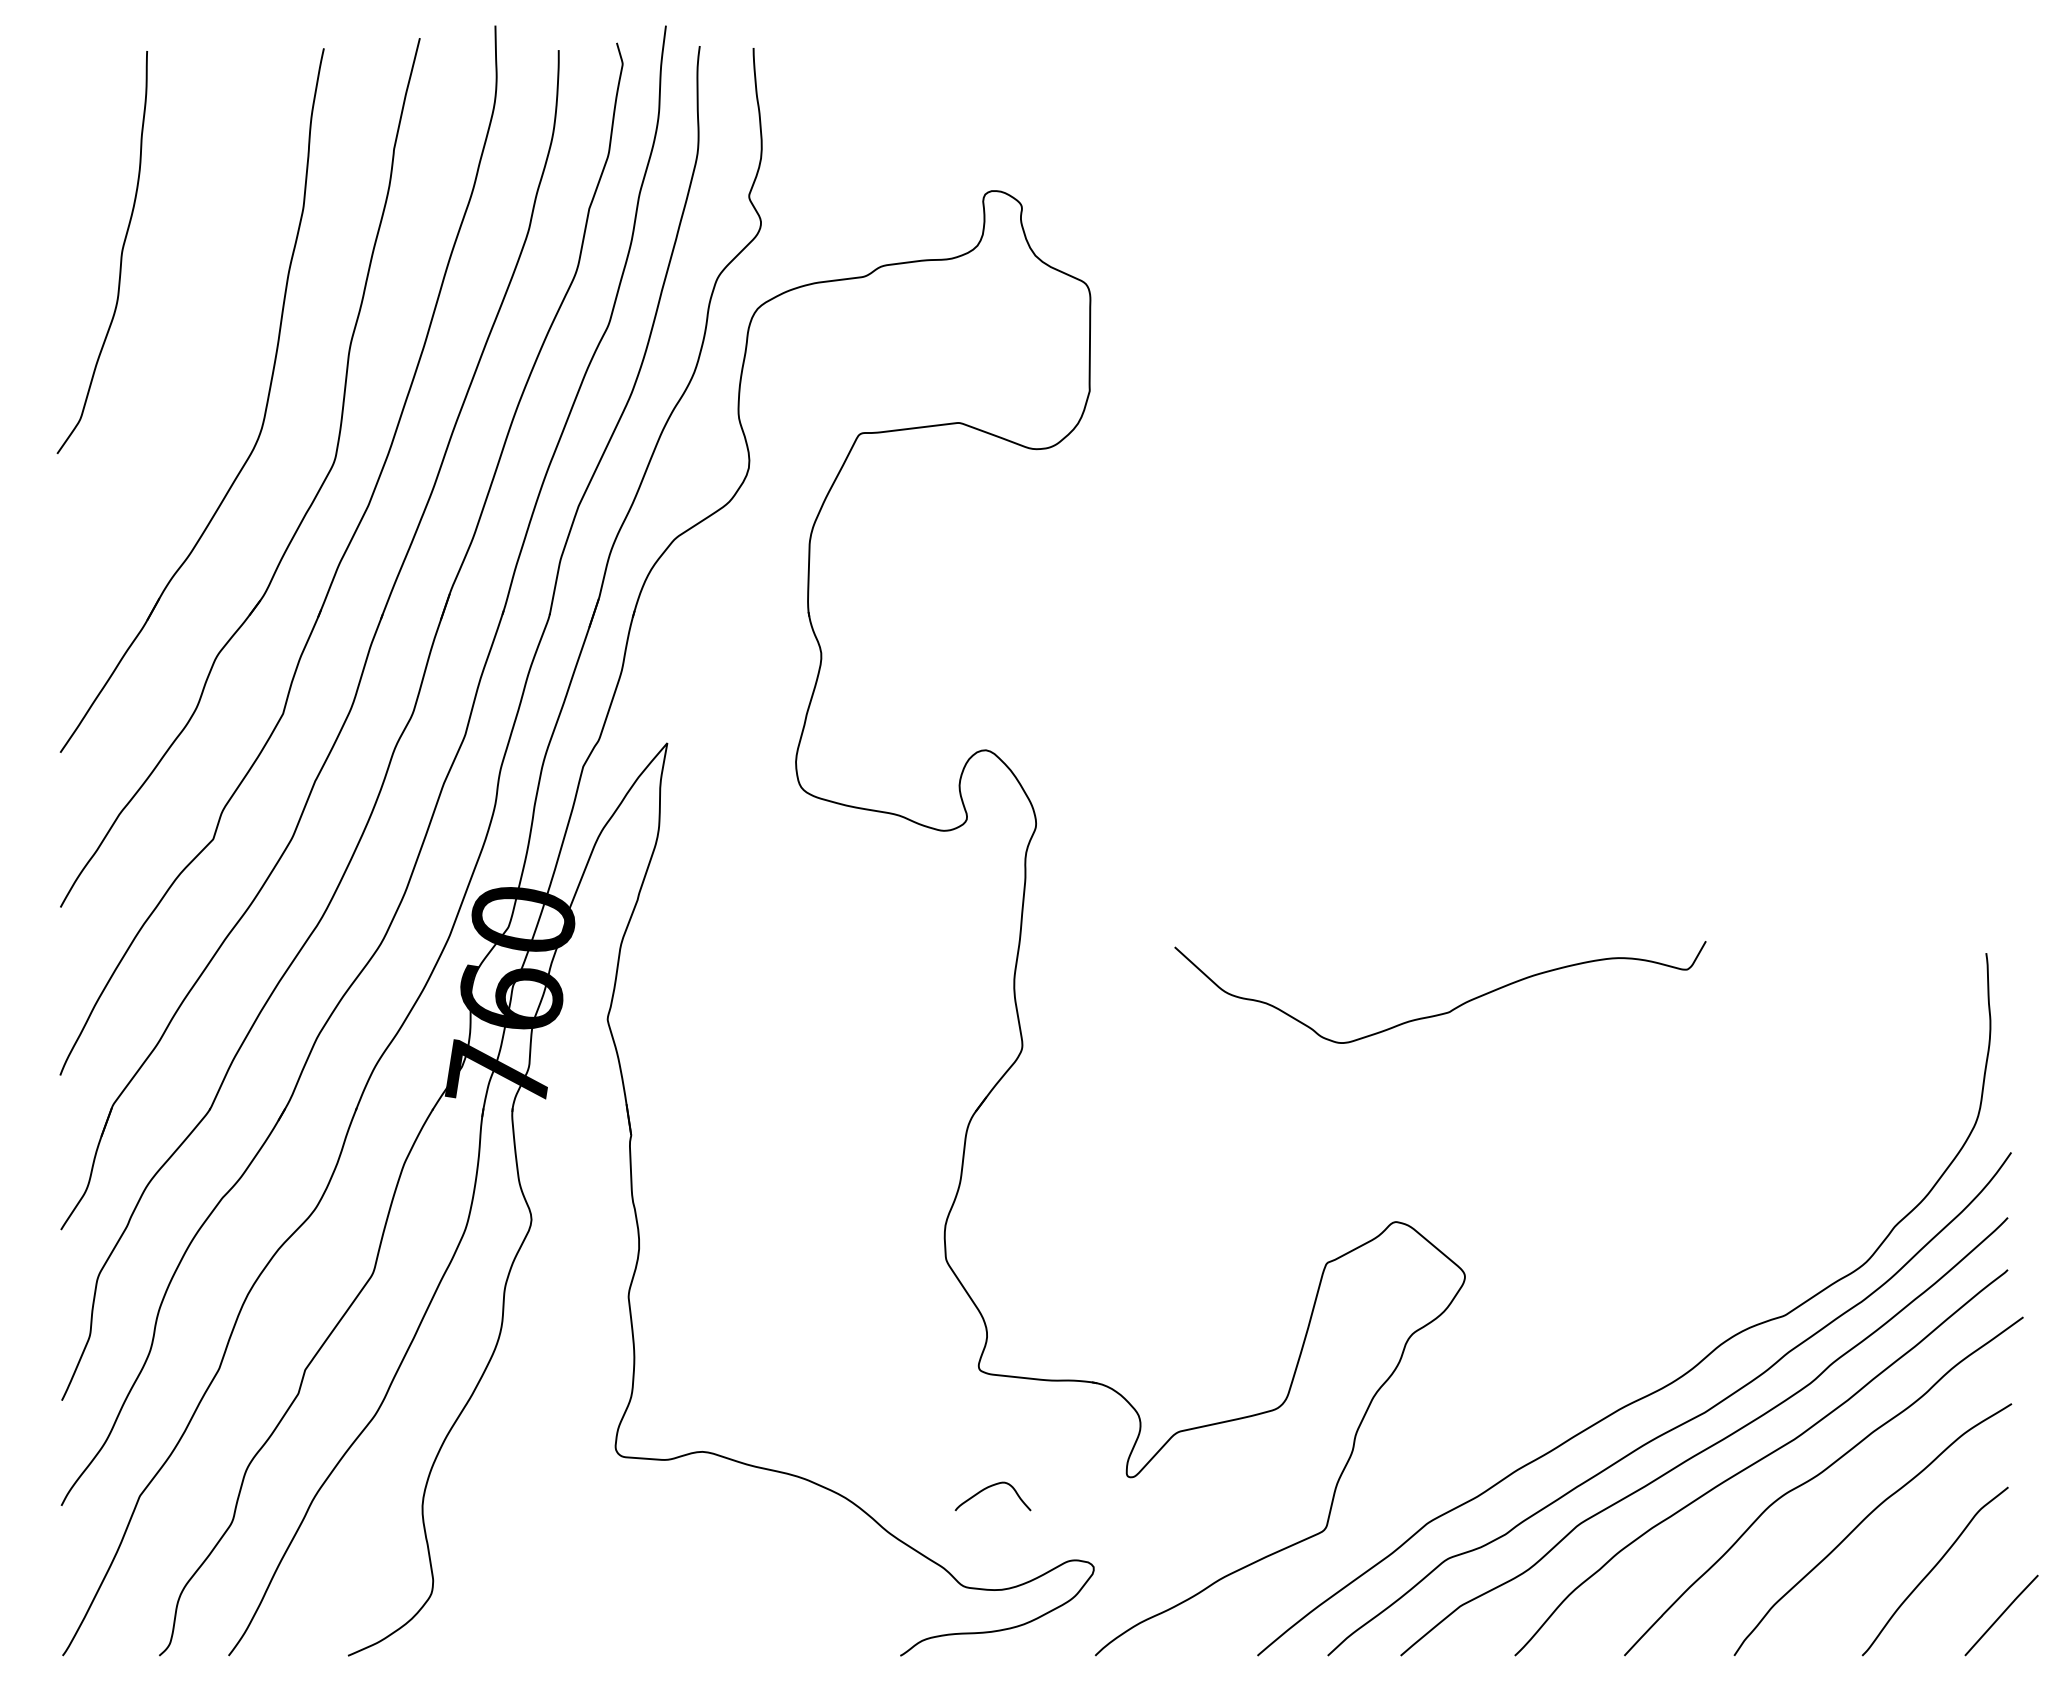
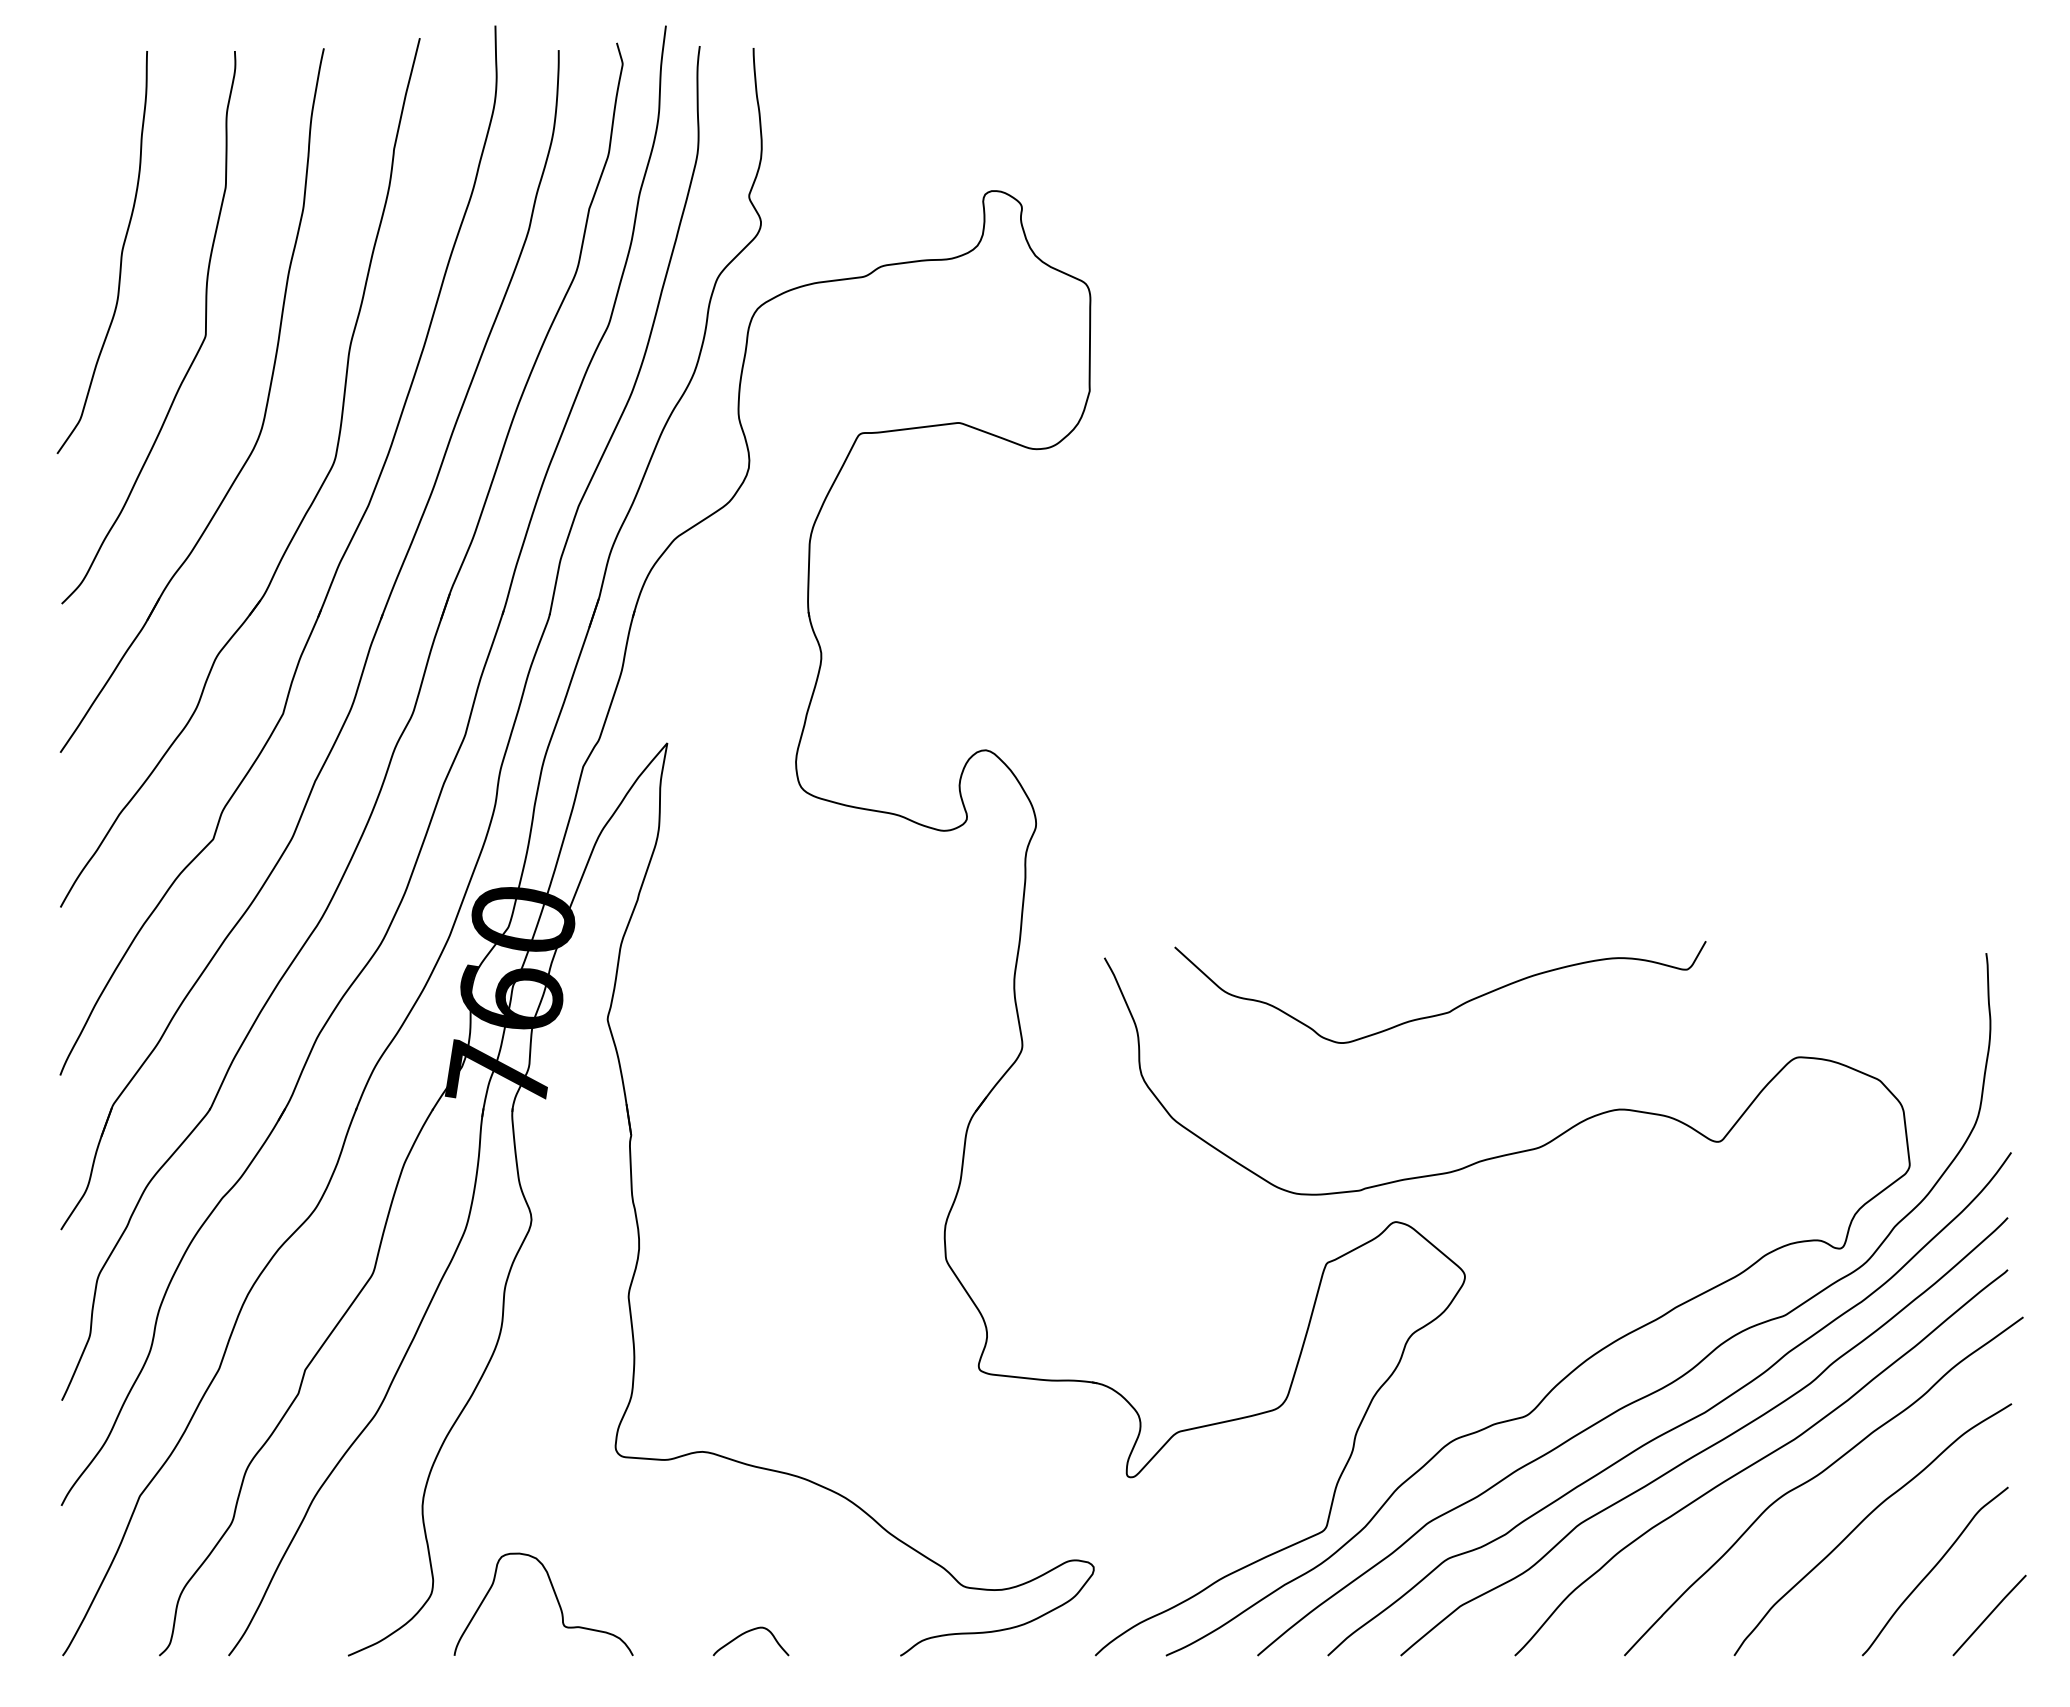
curve: none -> present (196, 352)
curve: none -> present (1569, 1372)
curve position: (988, 1488) -> (746, 1633) (746, 1633)
curve: none -> present (556, 1600)
line position: (2001, 1615) -> (1989, 1615) (1989, 1615)
